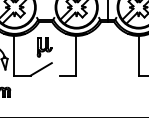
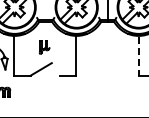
part size: 17x21 px -> 13x15 px (44, 47)
line: solid -> dashed (138, 57)
